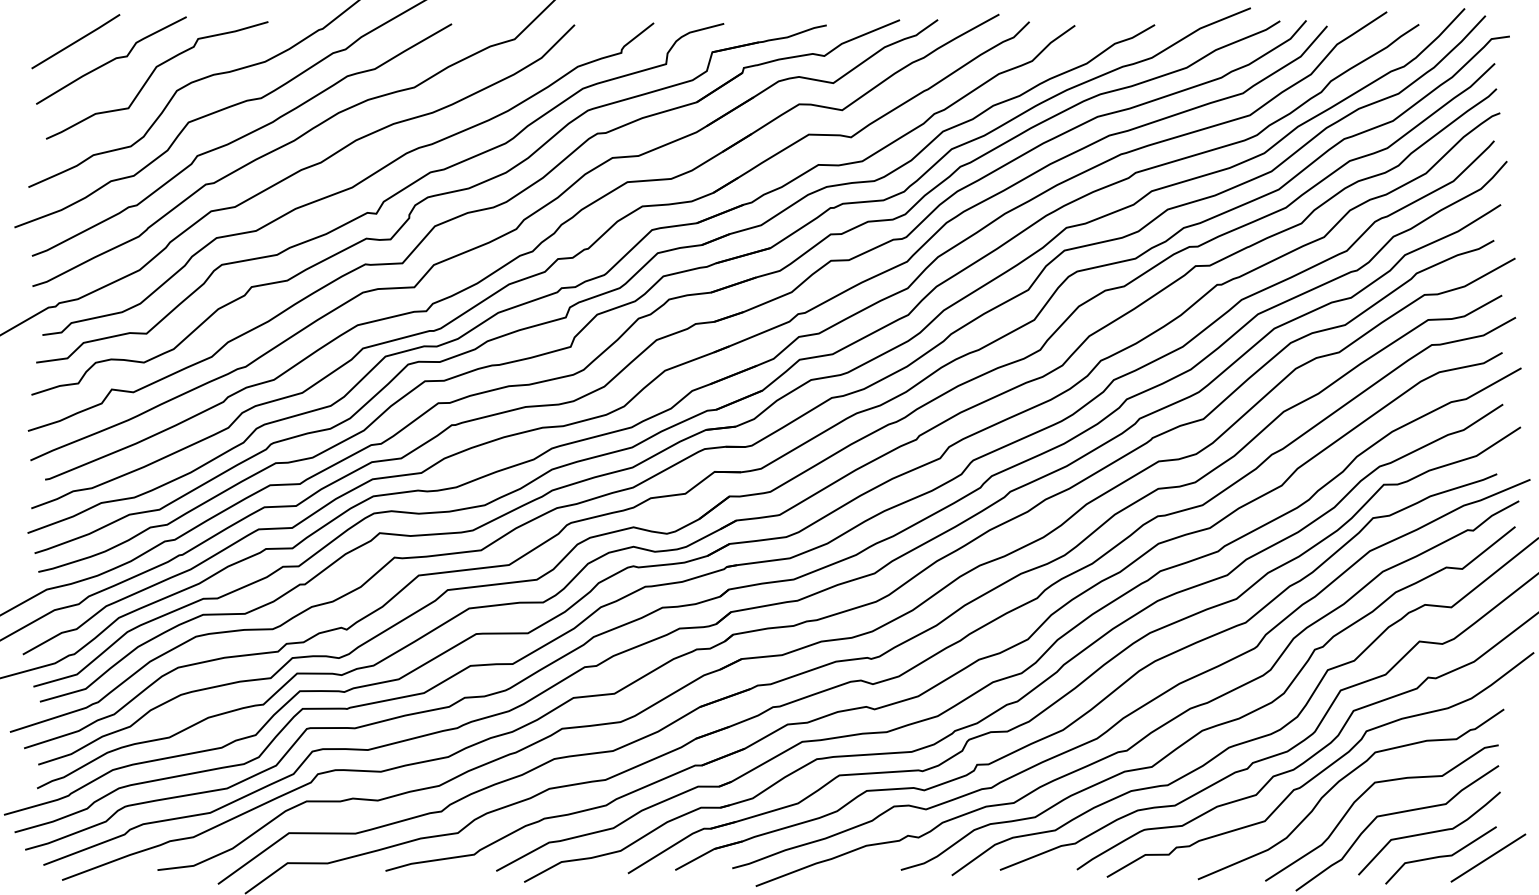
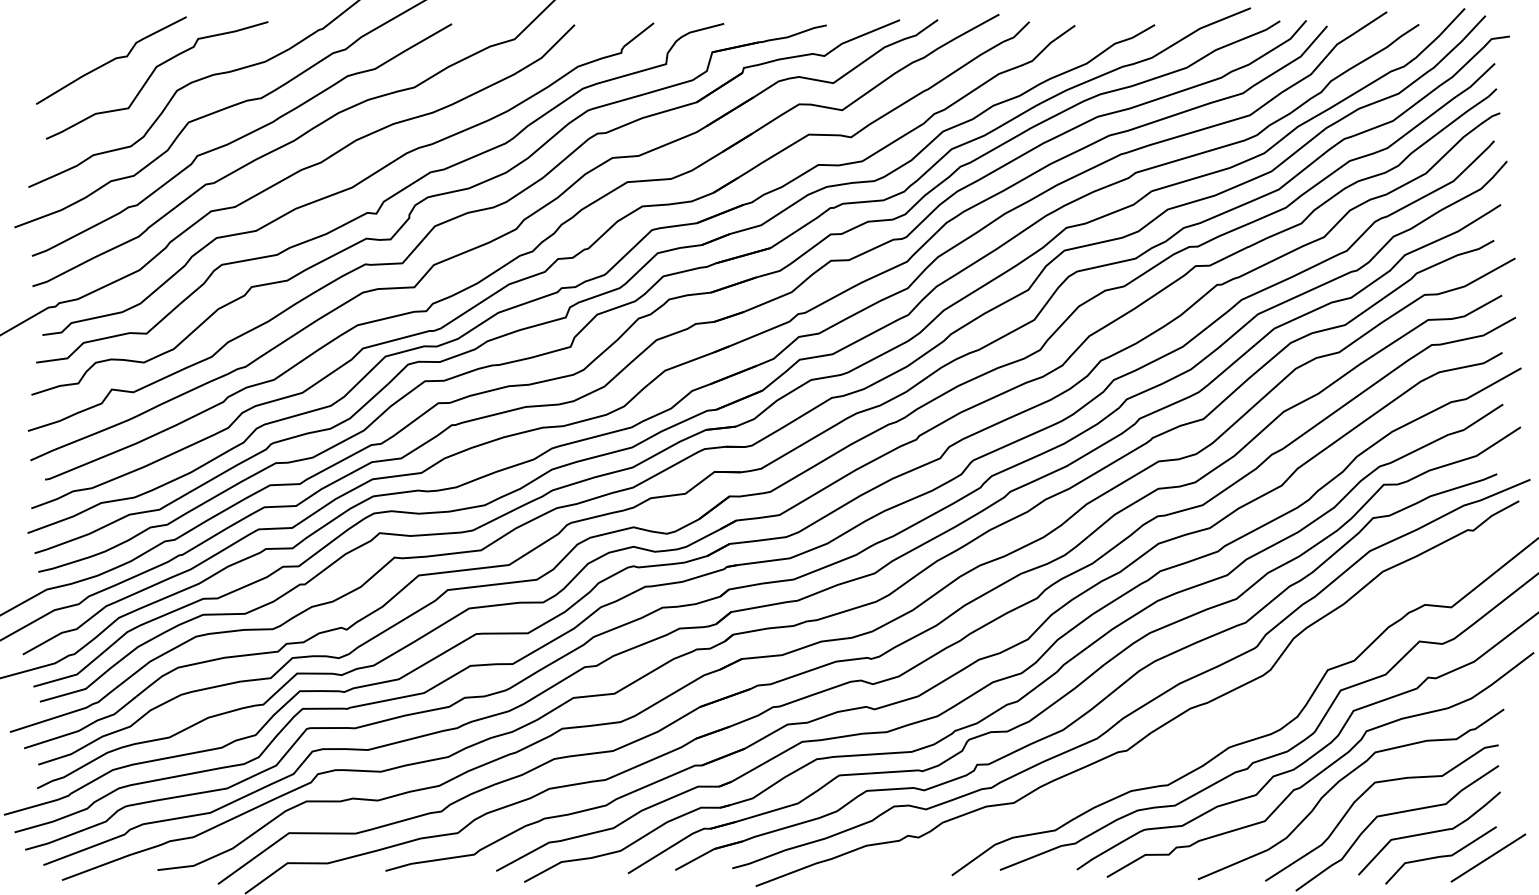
line: present -> none (75, 41)
curve: present -> none (1216, 724)
